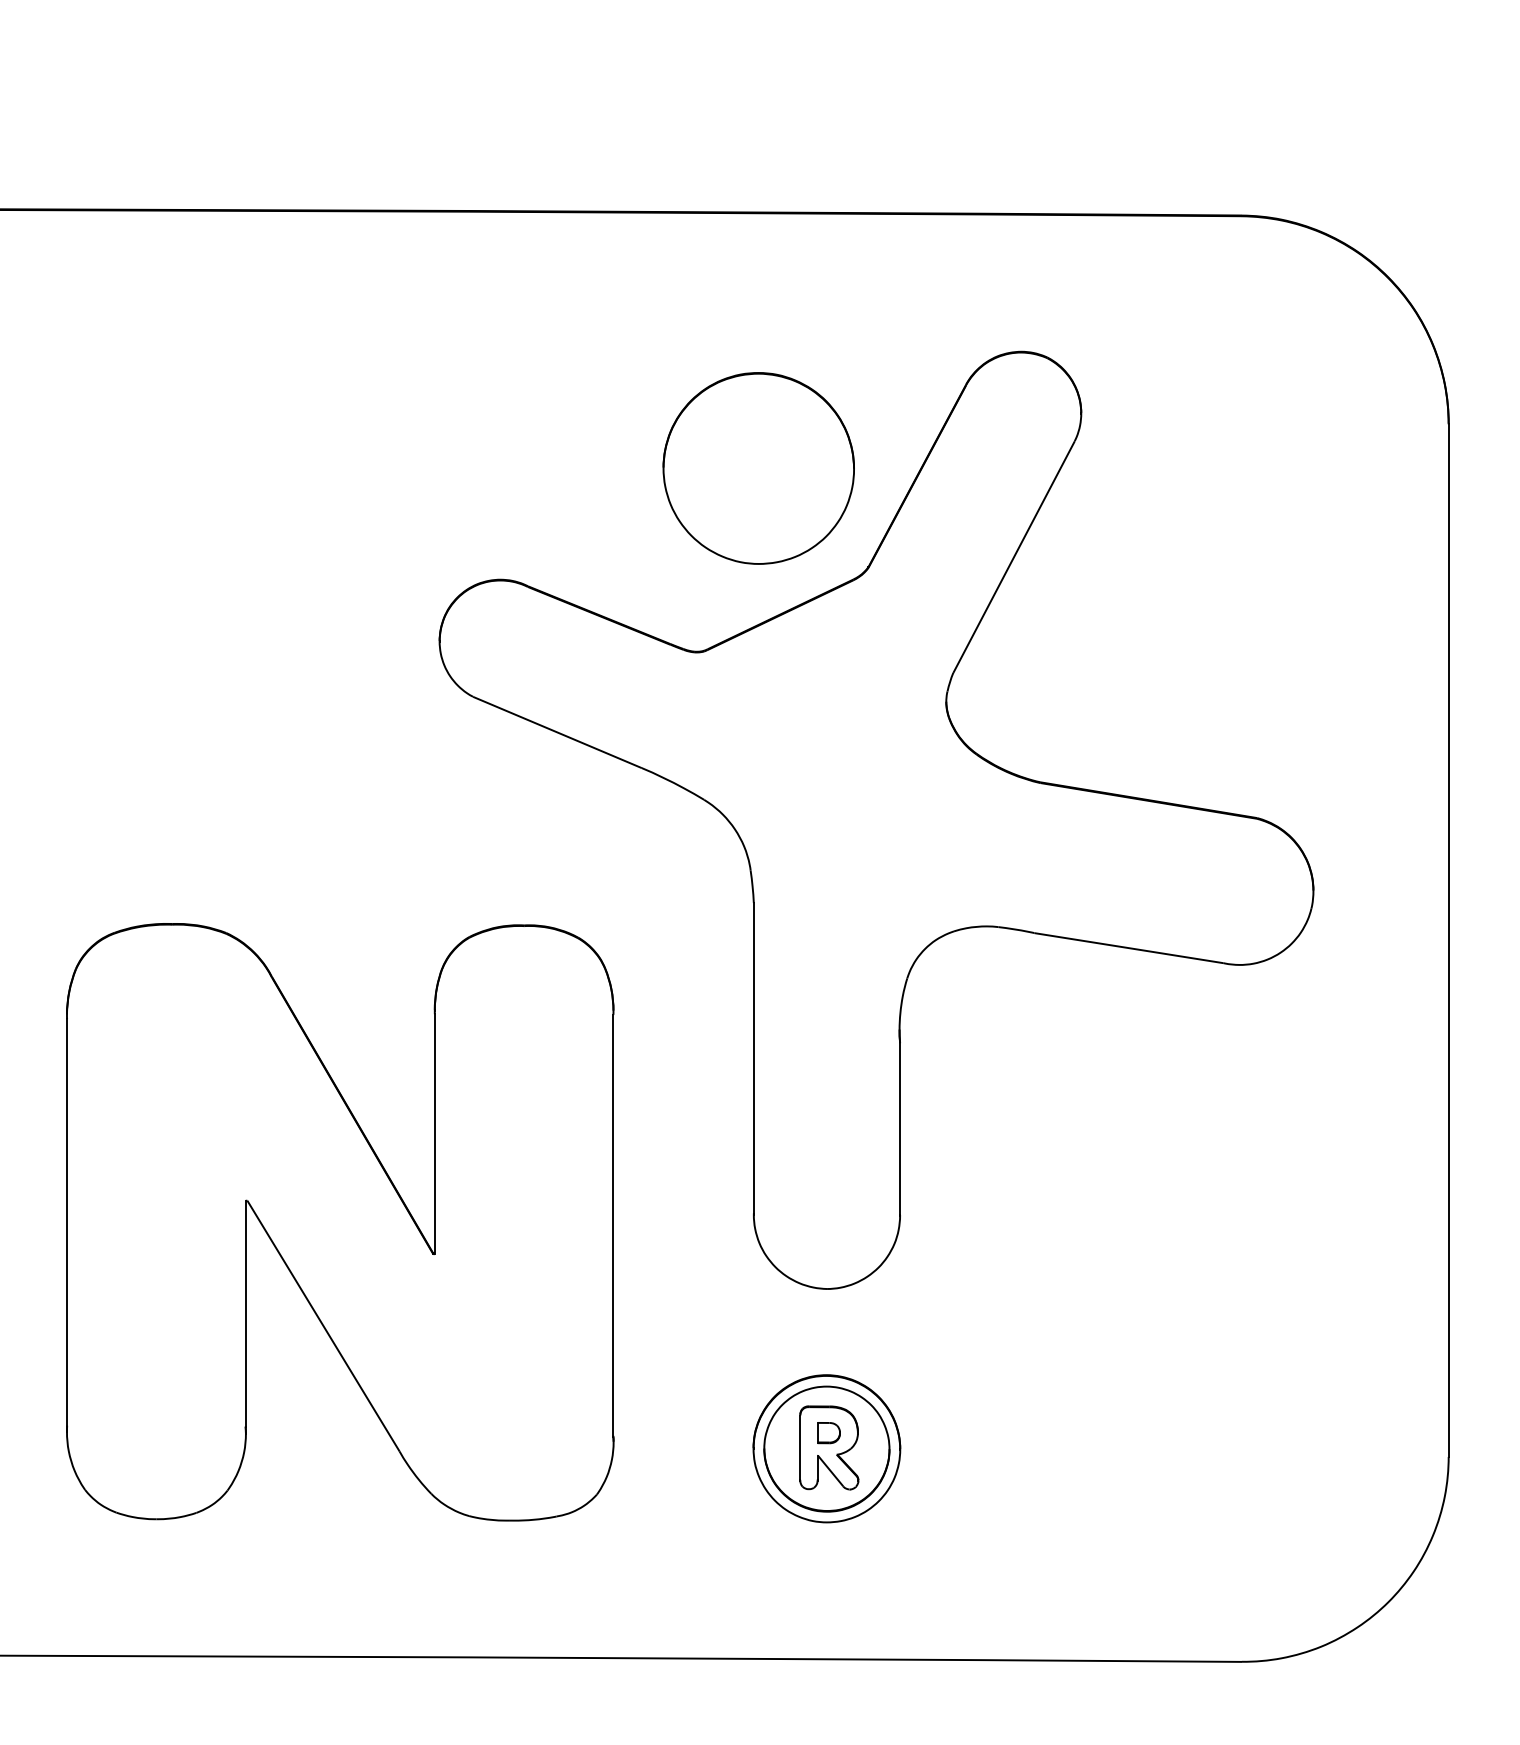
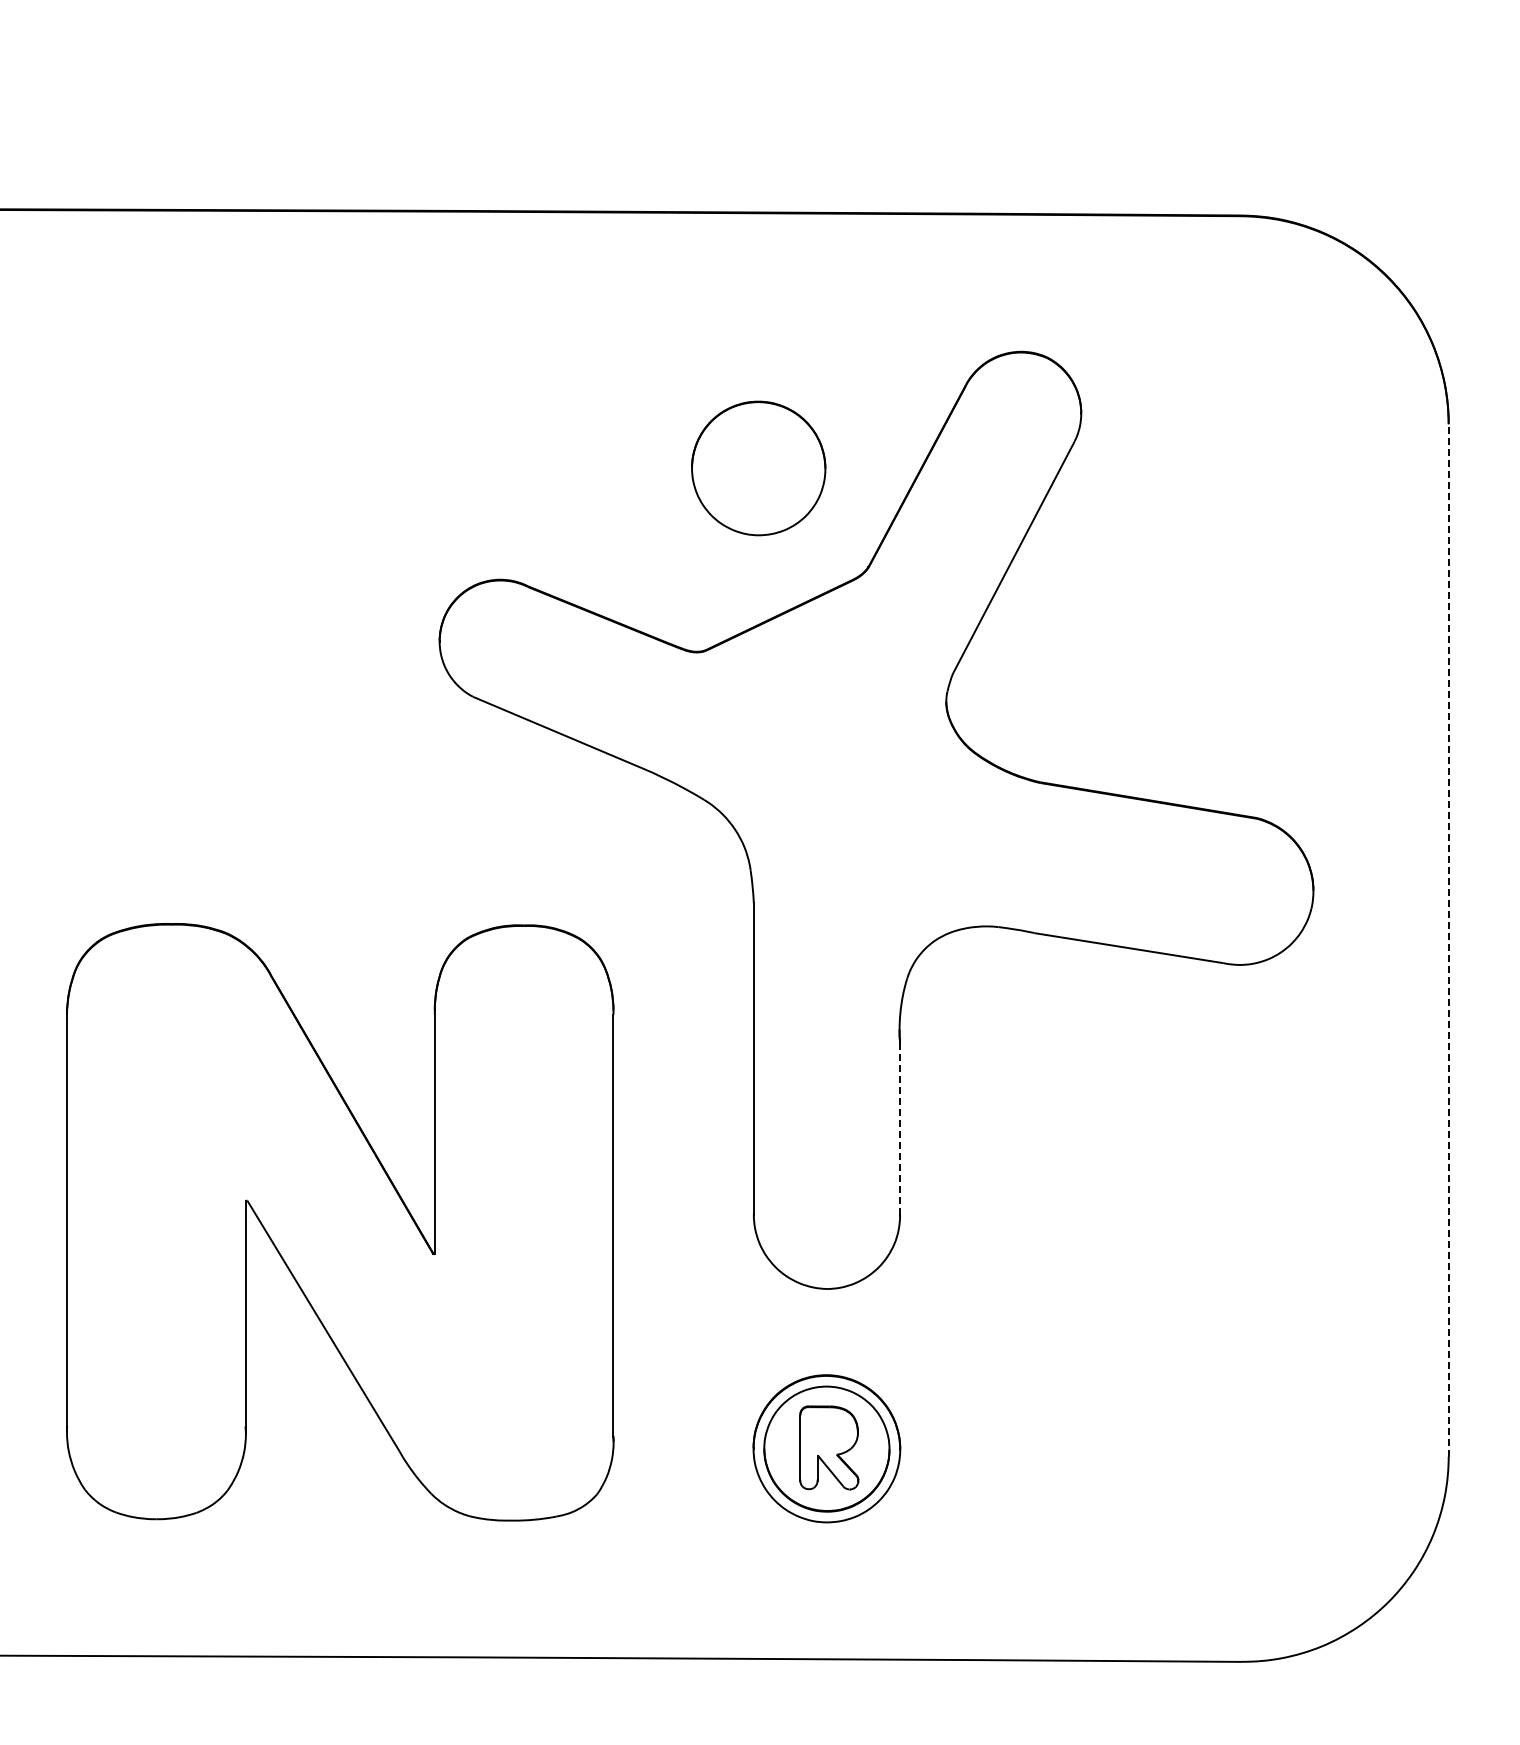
part size: 193x193 px -> 136x137 px (758, 468)
line: solid -> dashed (1448, 940)
line: solid -> dashed (900, 1129)
part: present -> none (828, 1433)
